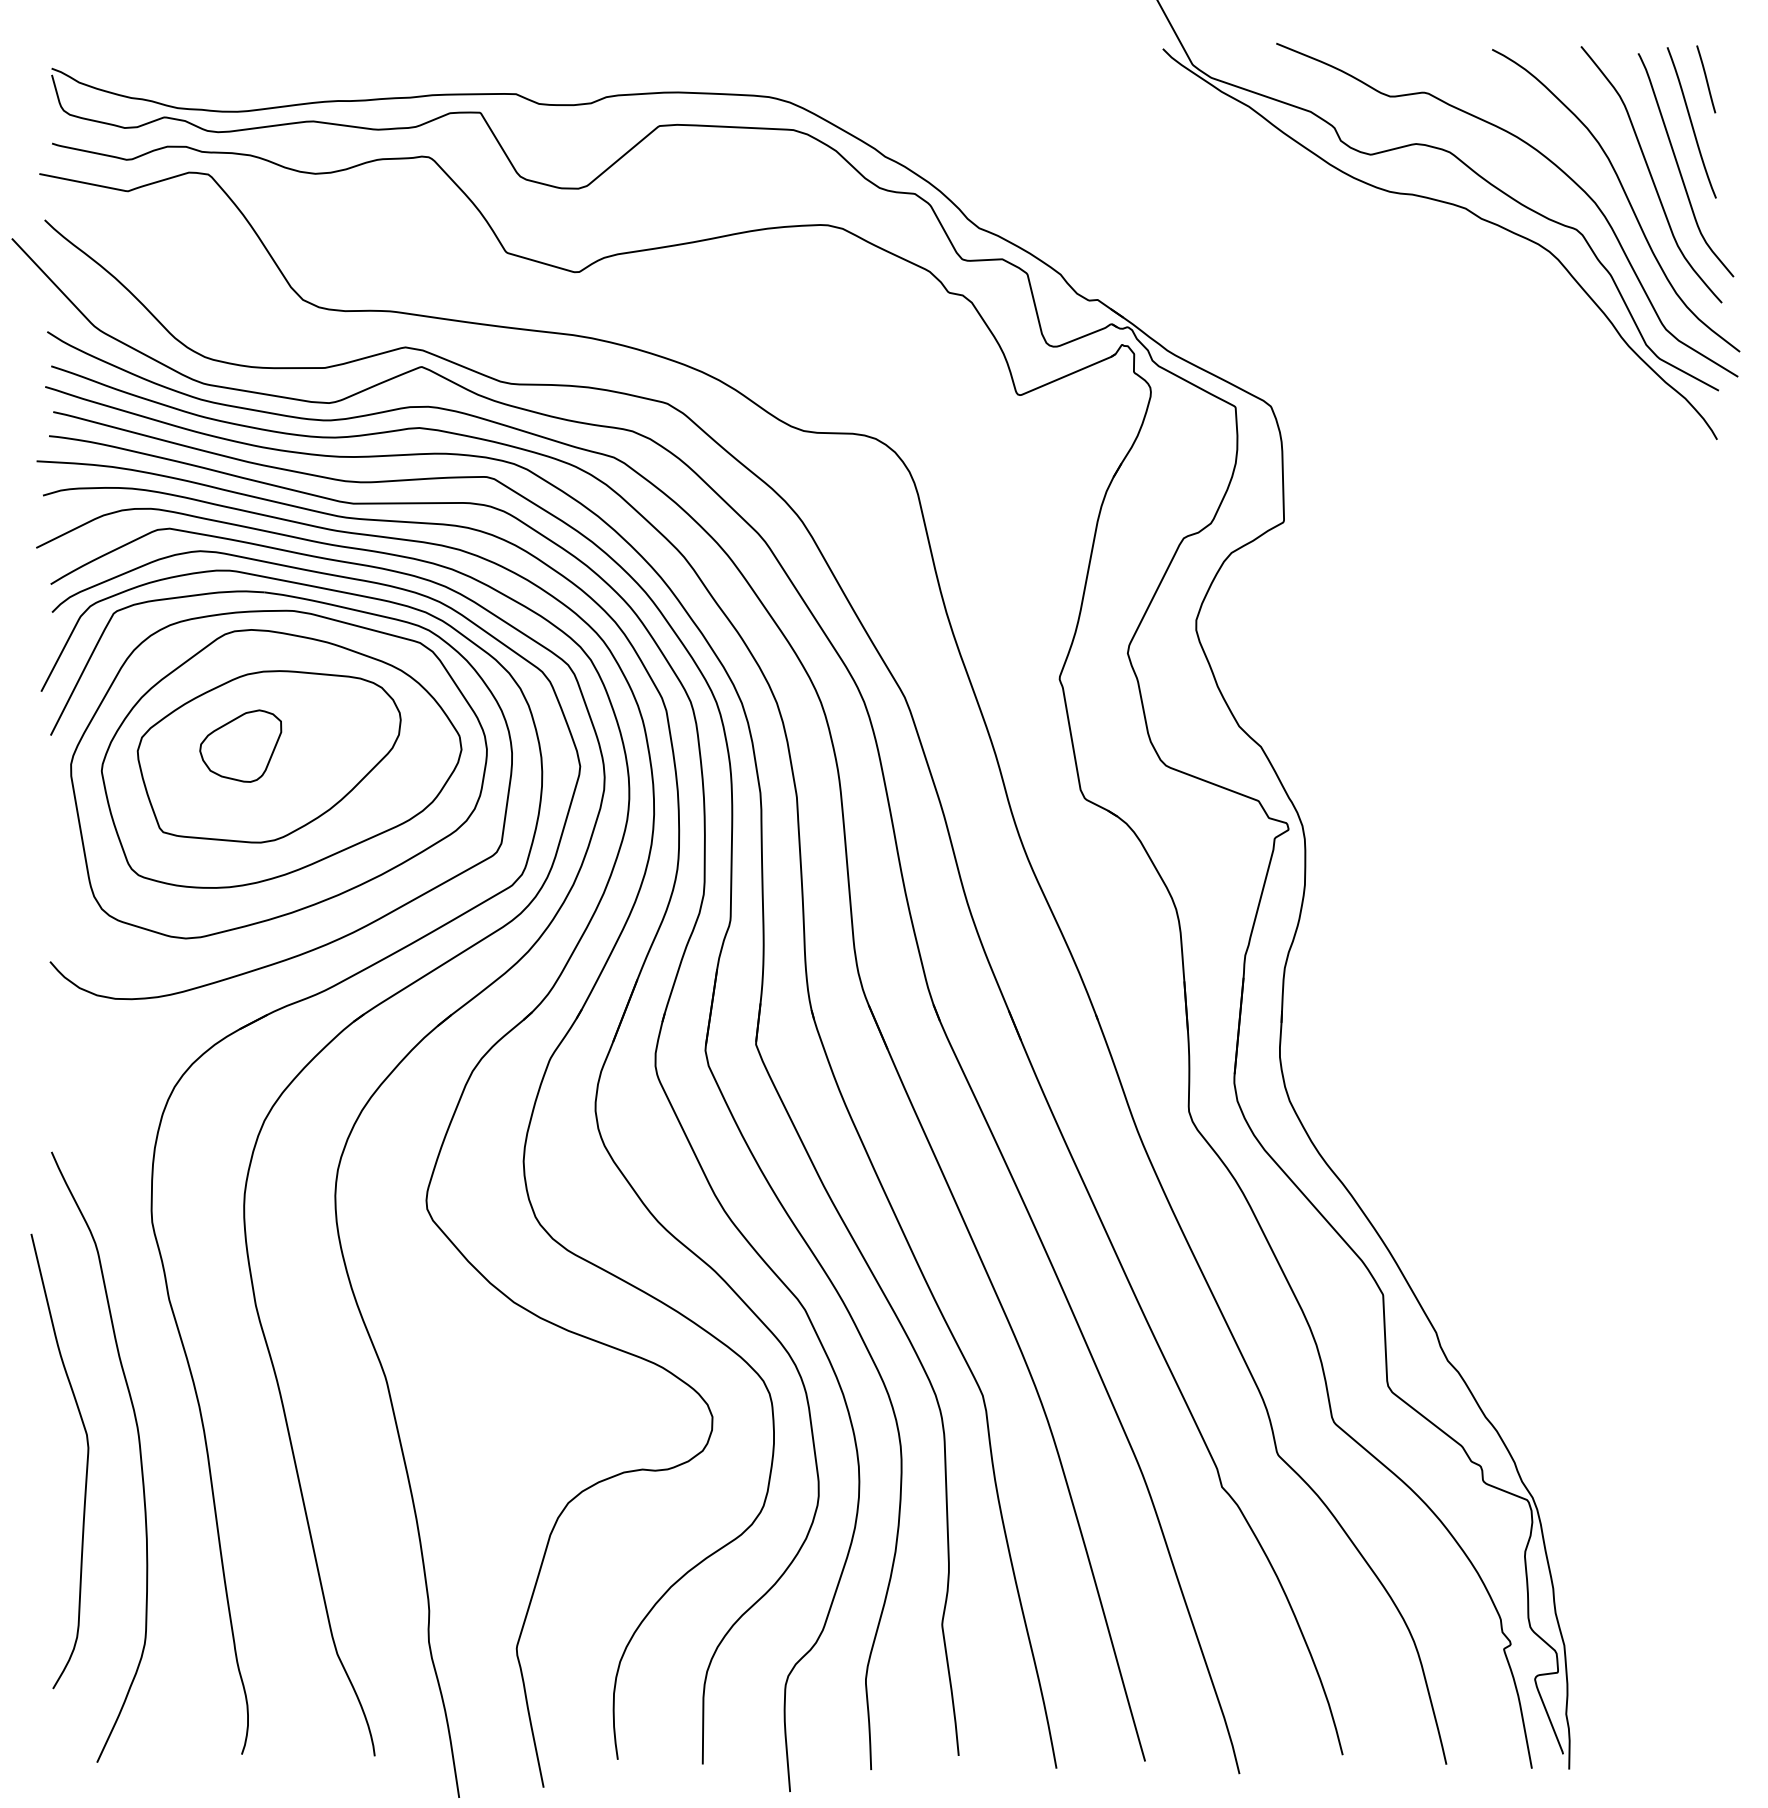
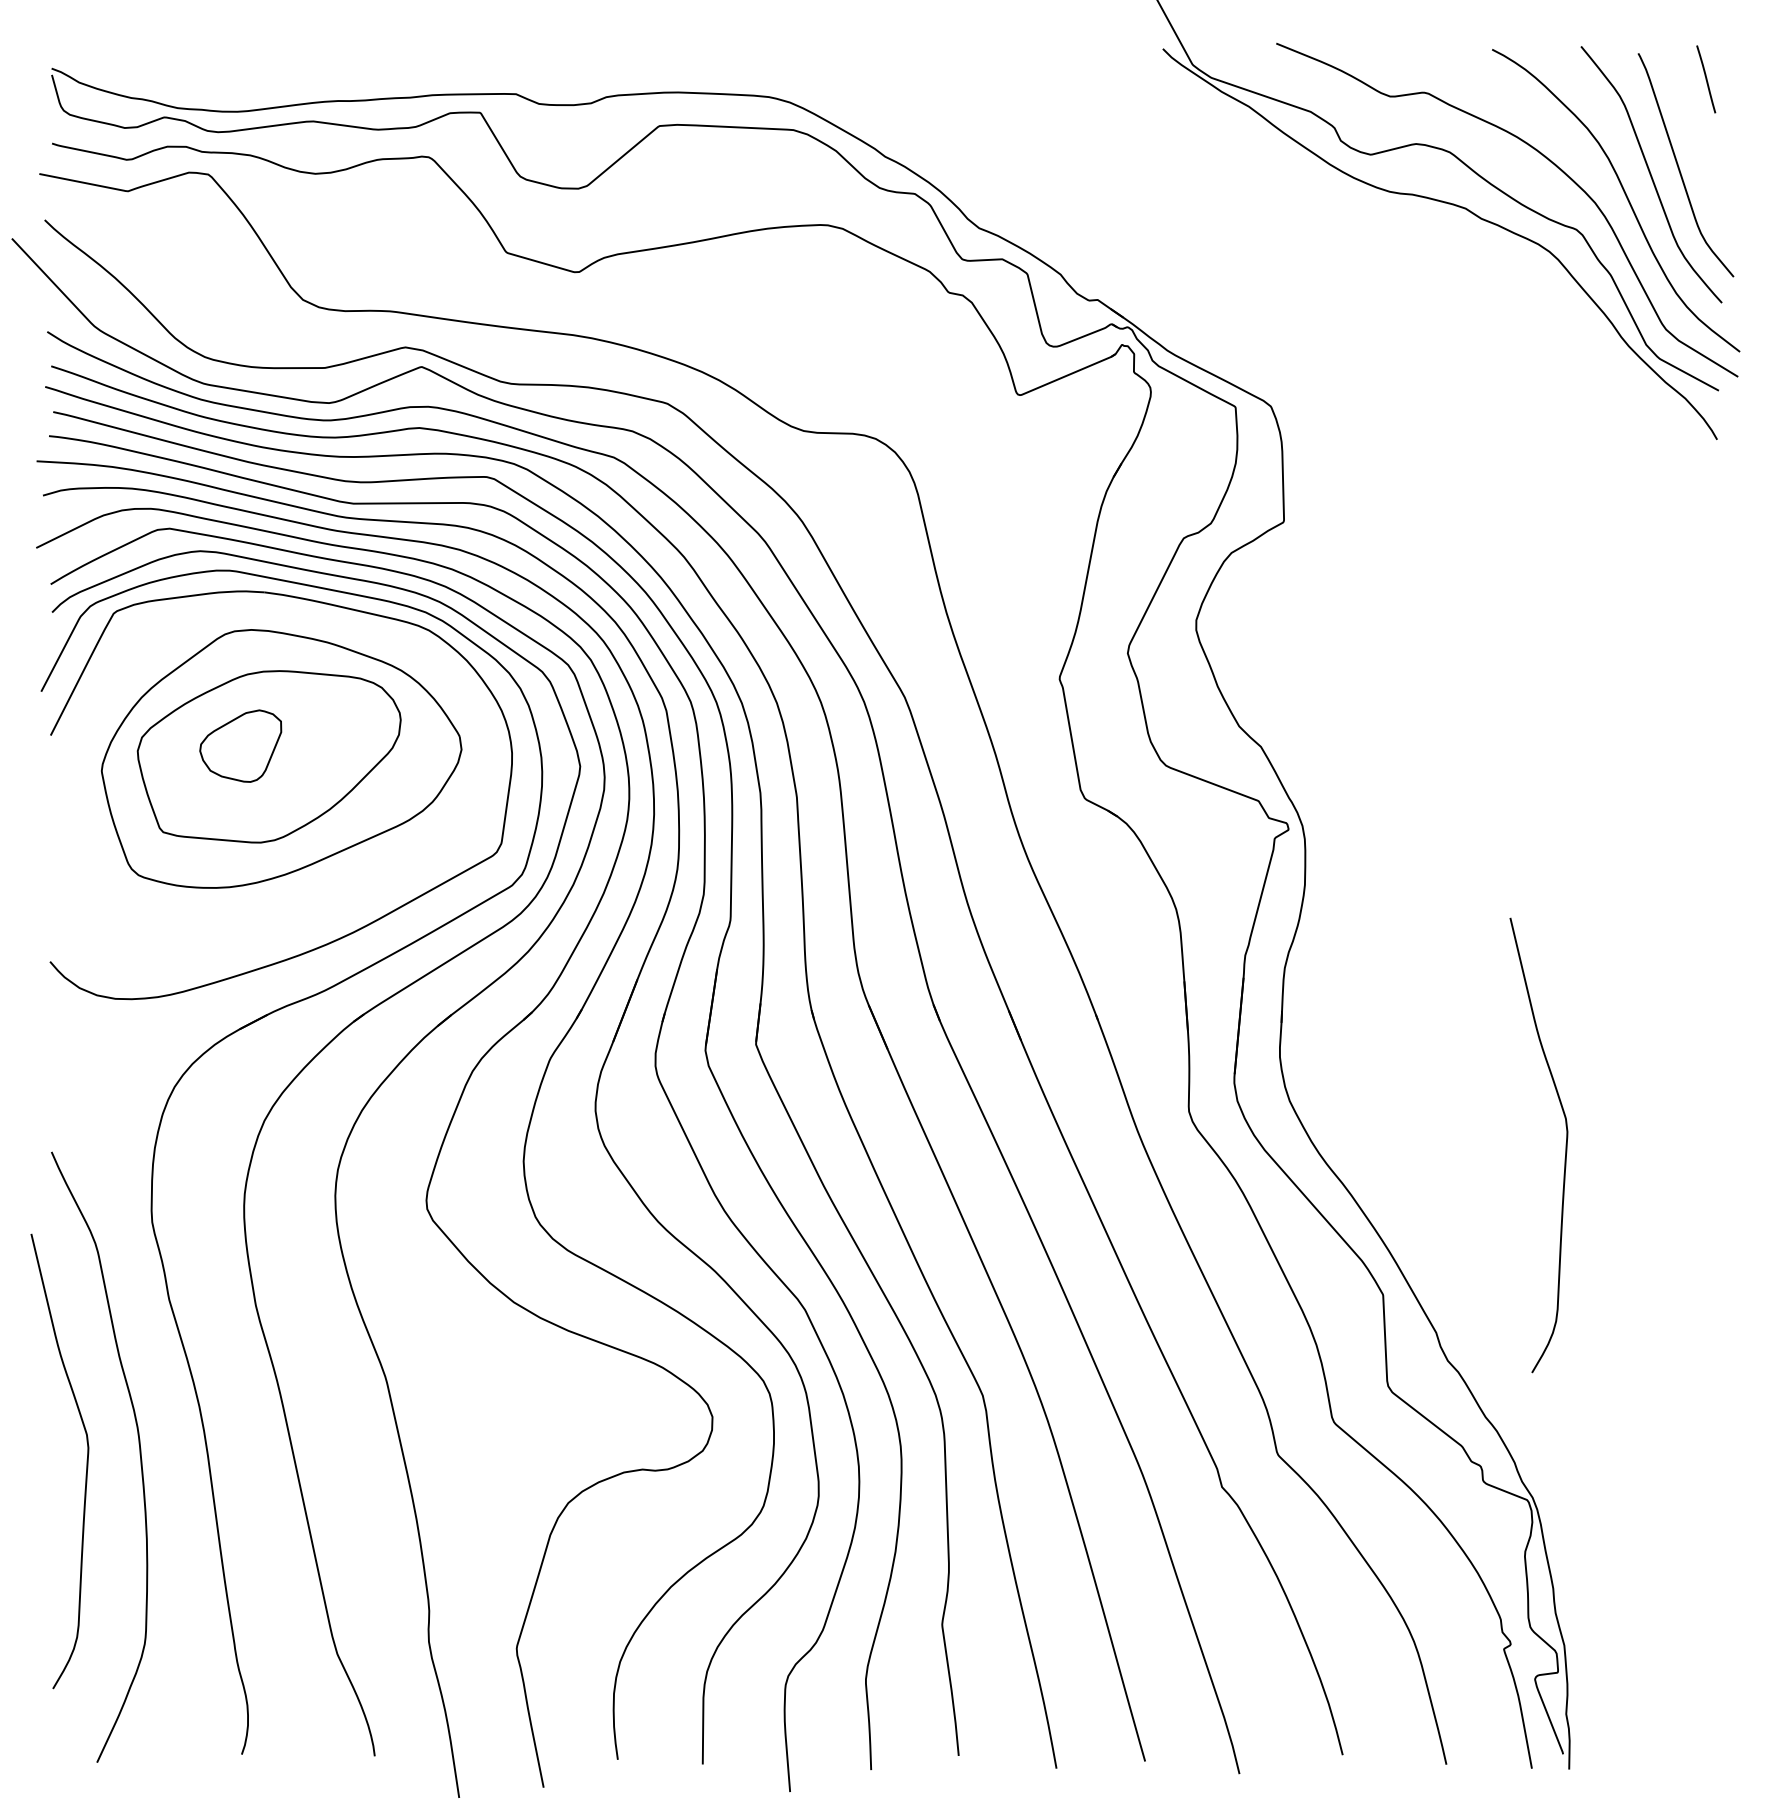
curve: present -> none (1691, 122)
part: present -> none (278, 774)
curve: none -> present (1565, 1145)
